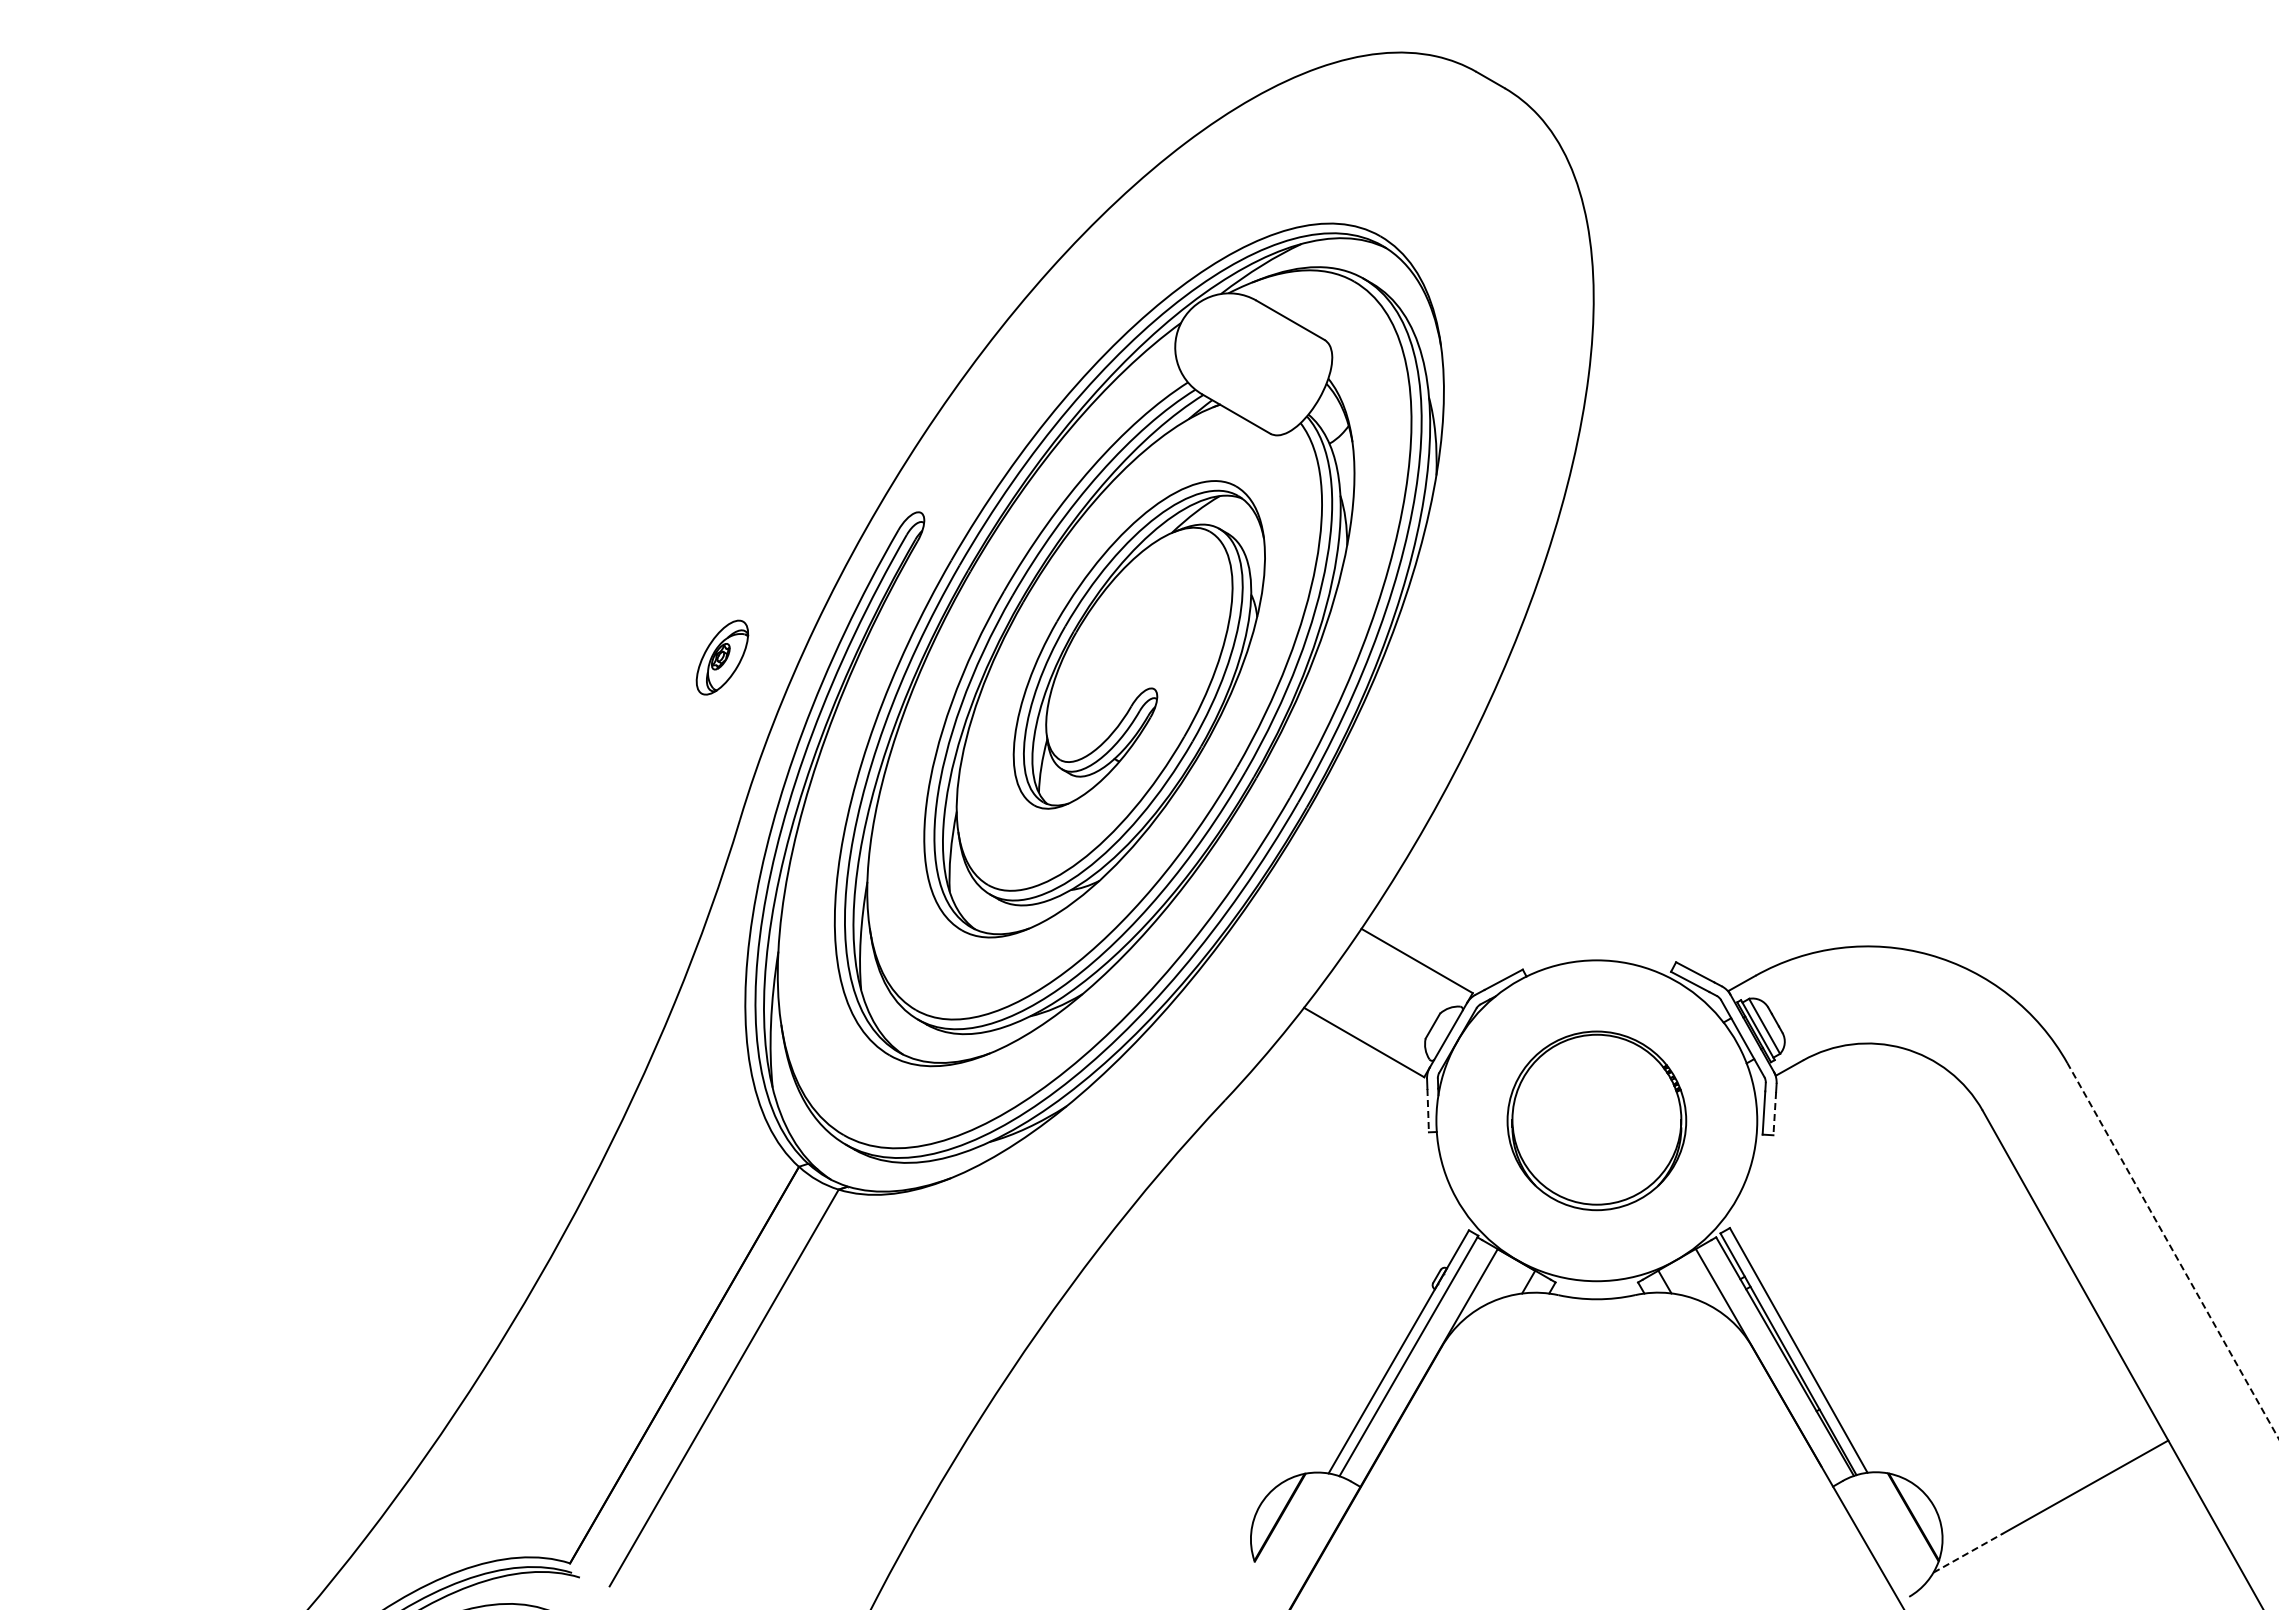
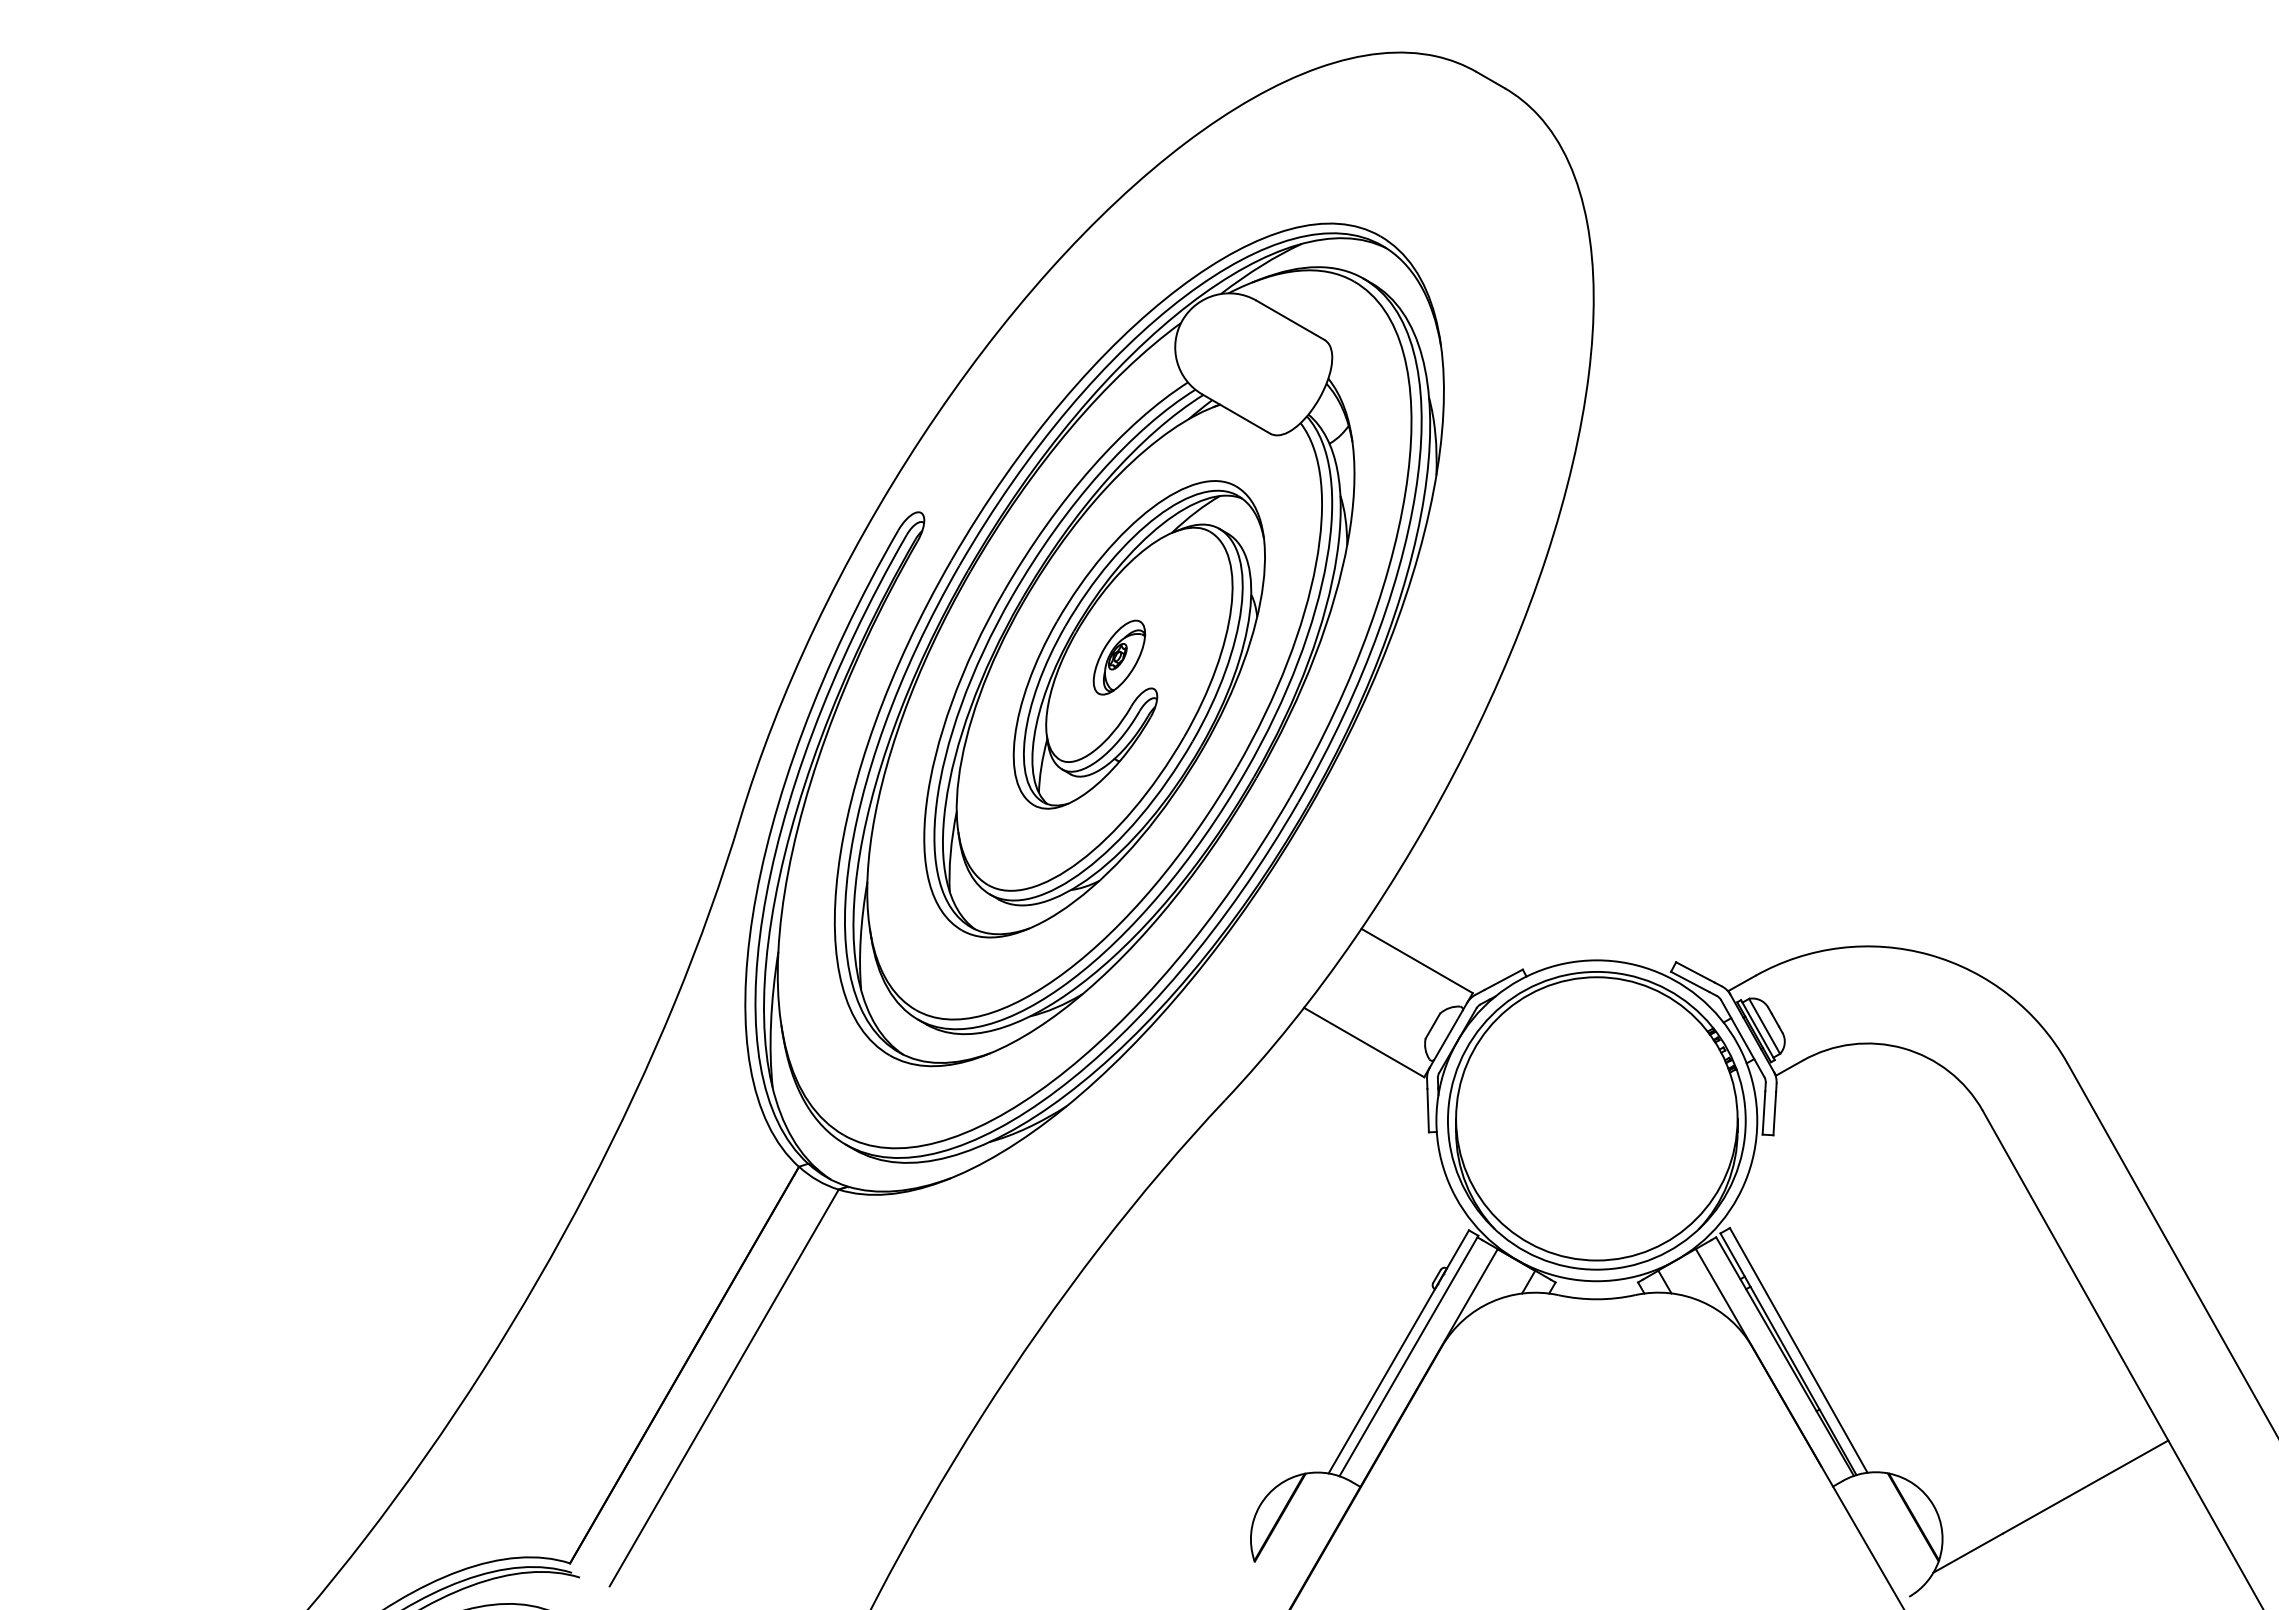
part position: (722, 657) -> (1119, 657) (1119, 657)
line: dashed -> solid (1428, 1110)
line: dashed -> solid (1774, 1113)
part size: 182x182 px -> 300x300 px (1596, 1120)
line: dashed -> solid (2172, 1250)
line: dashed -> solid (1968, 1553)
